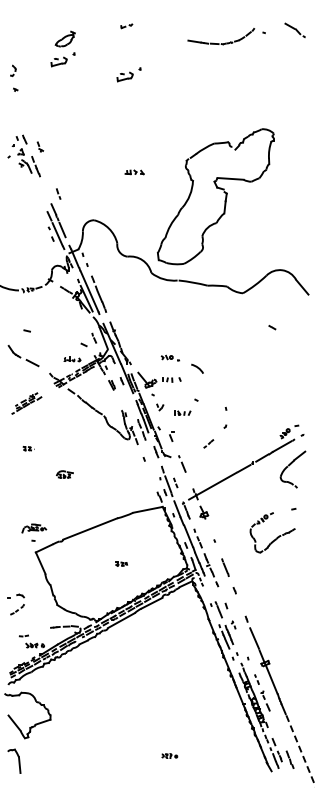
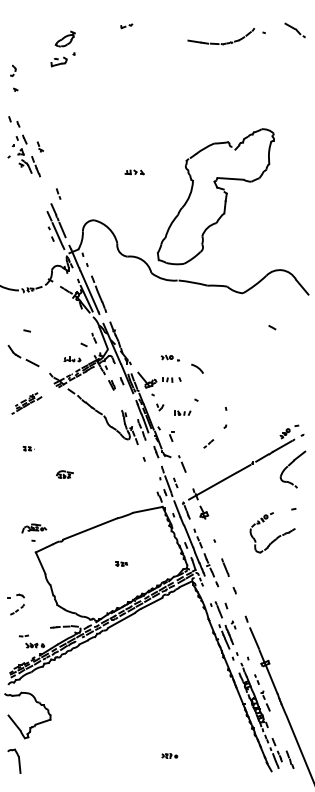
part: present -> none (128, 74)
part: none -> present (14, 121)
line: dashed -> solid (300, 750)
